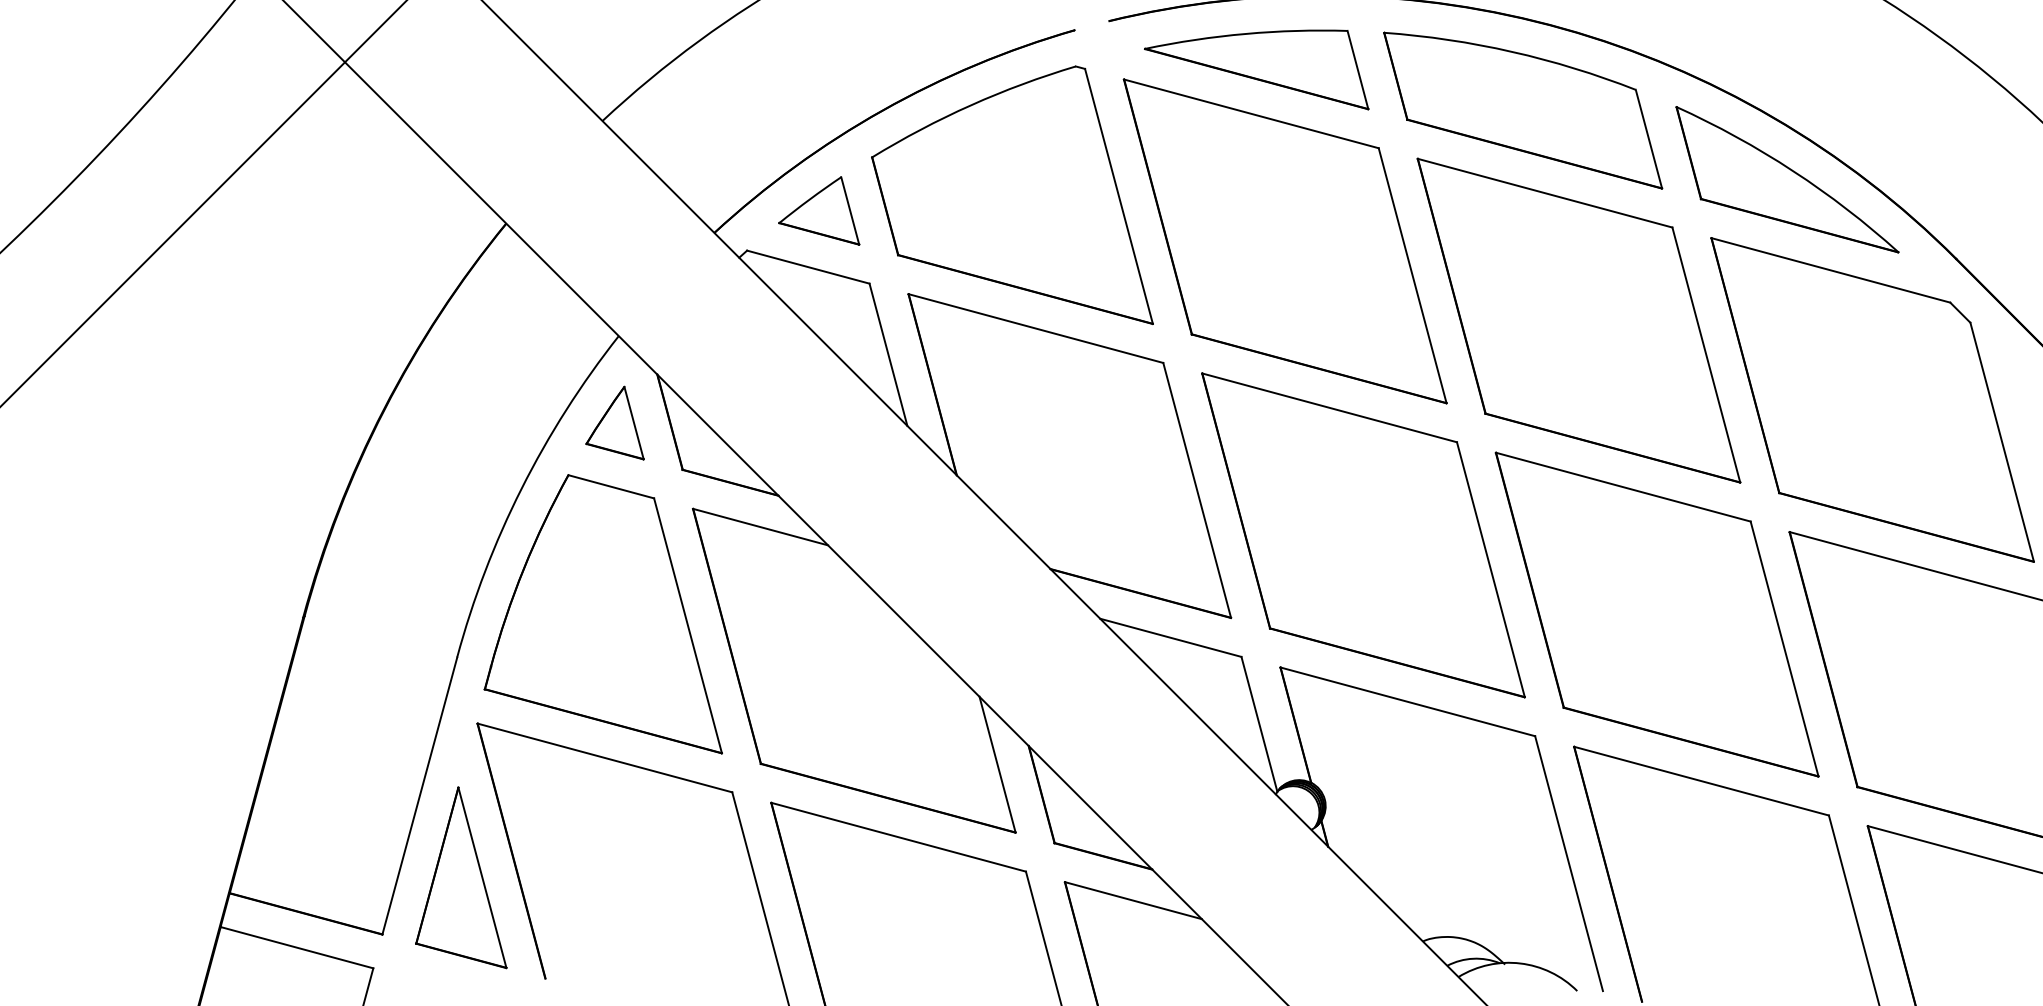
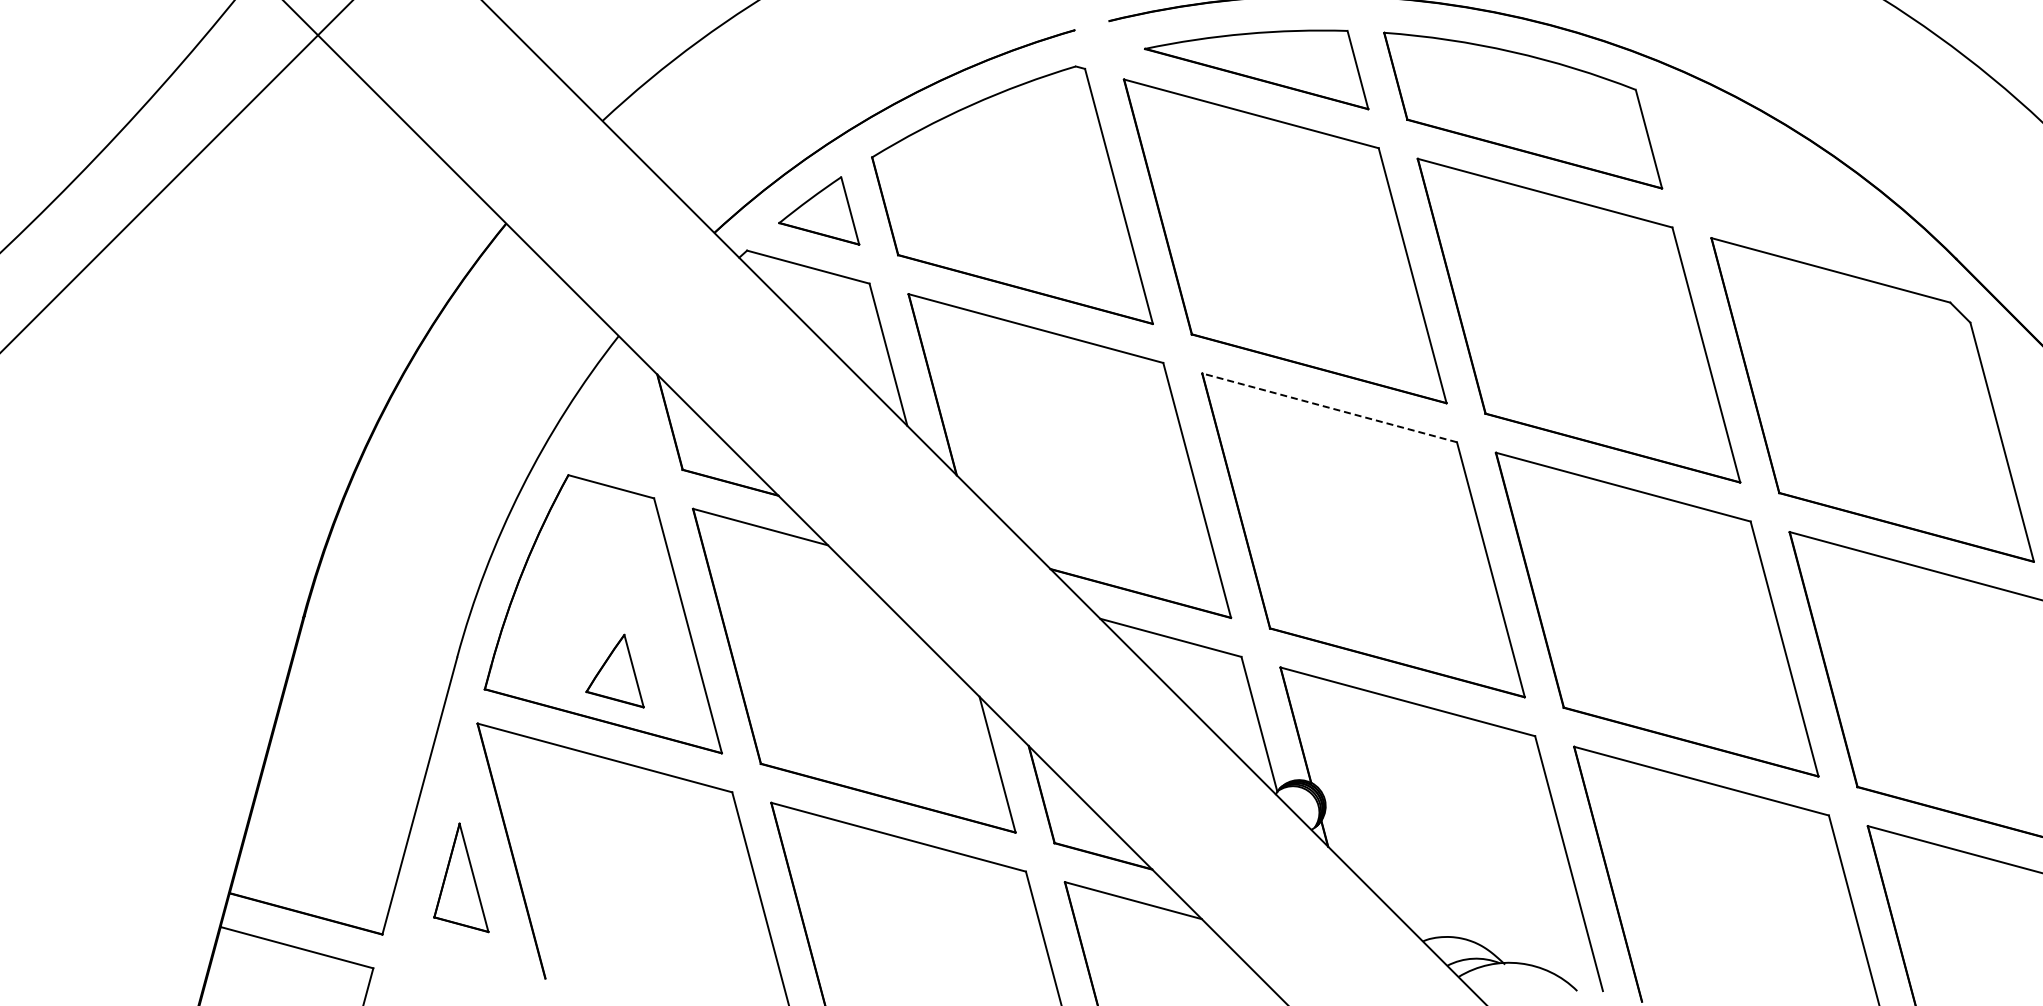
part: present -> none (1787, 179)
line position: (203, 203) -> (176, 176) (176, 176)
line: solid -> dashed (1329, 407)
part position: (614, 422) -> (614, 670) (614, 670)
part size: 93x184 px -> 57x112 px (461, 877)
